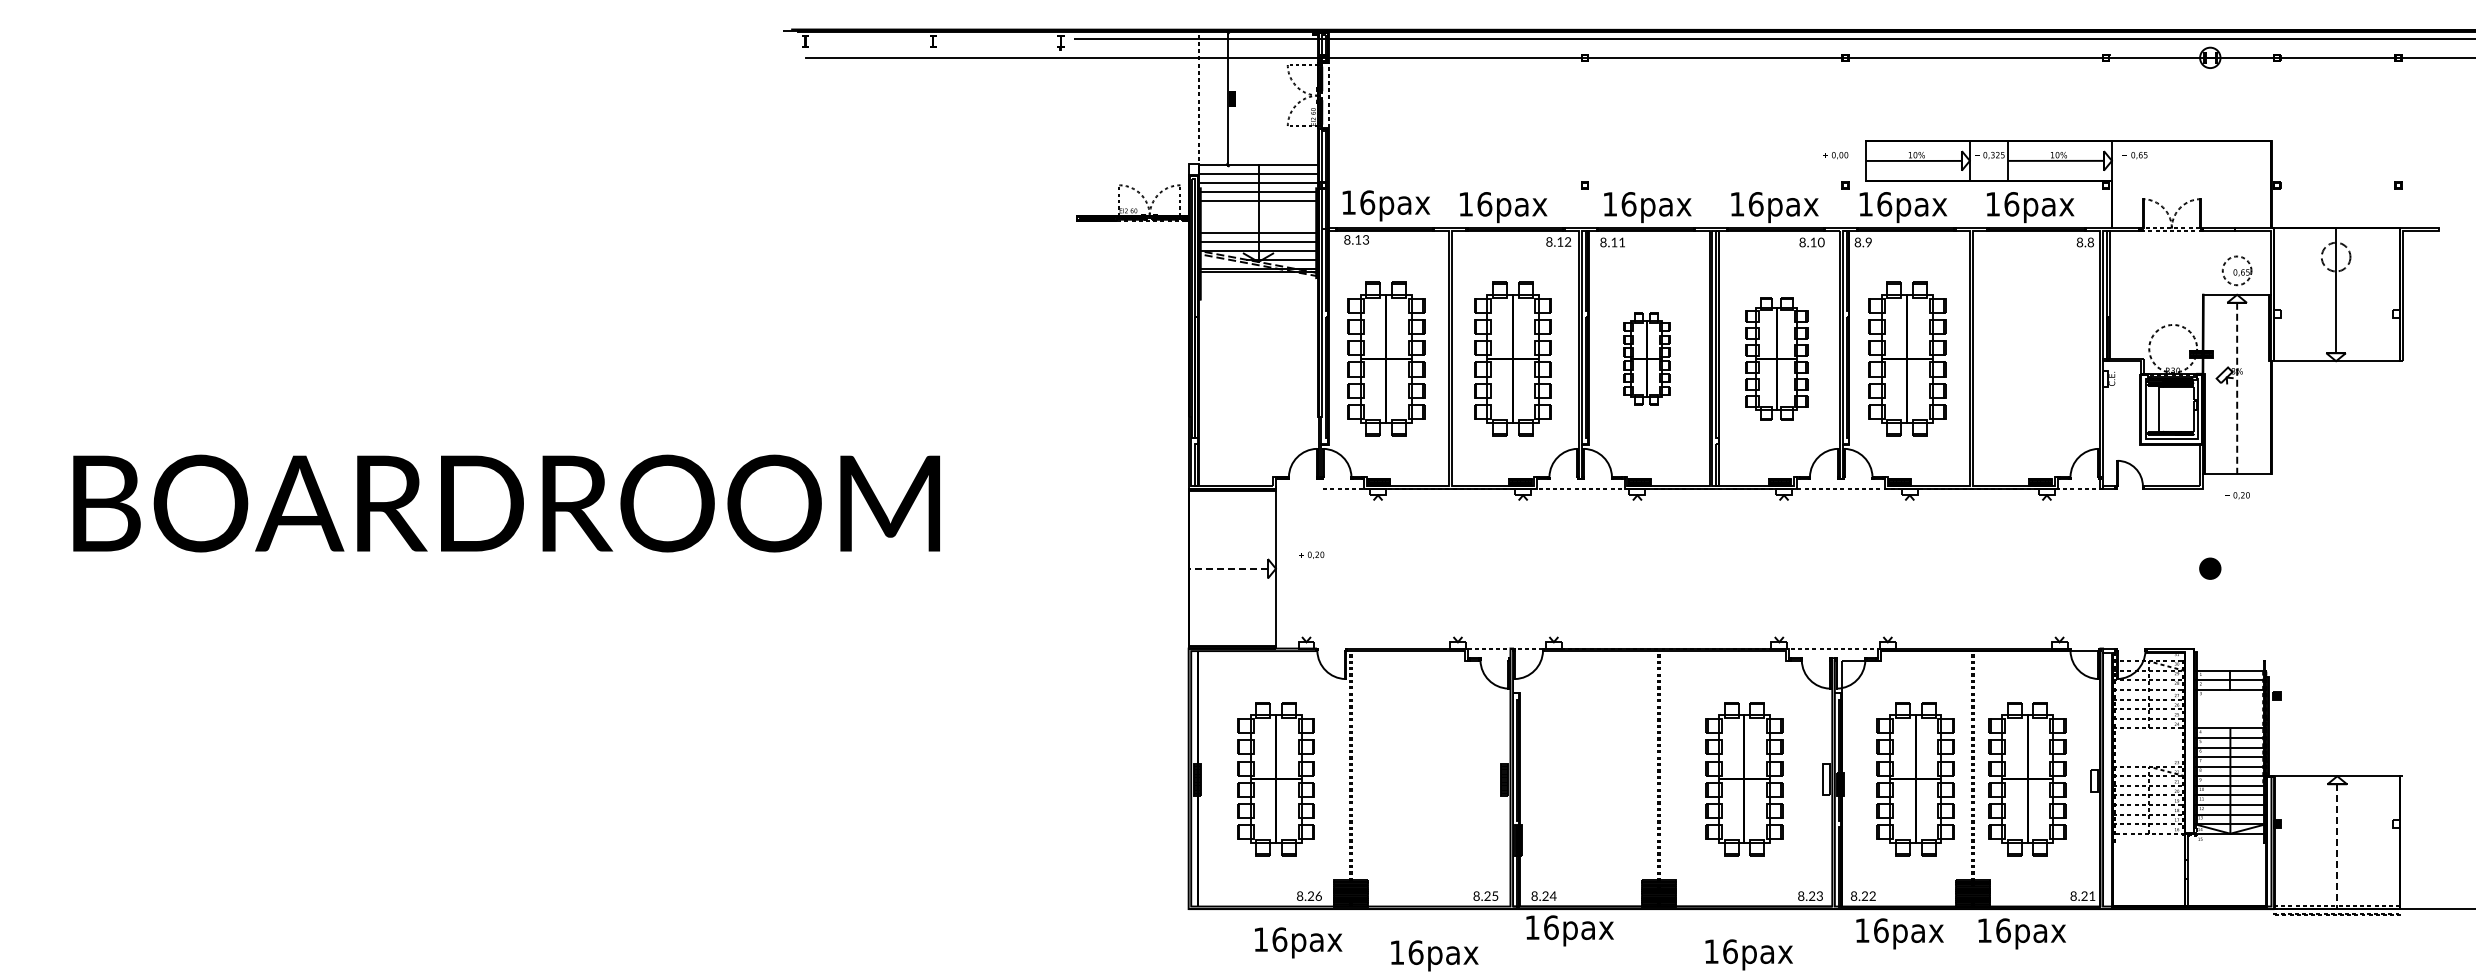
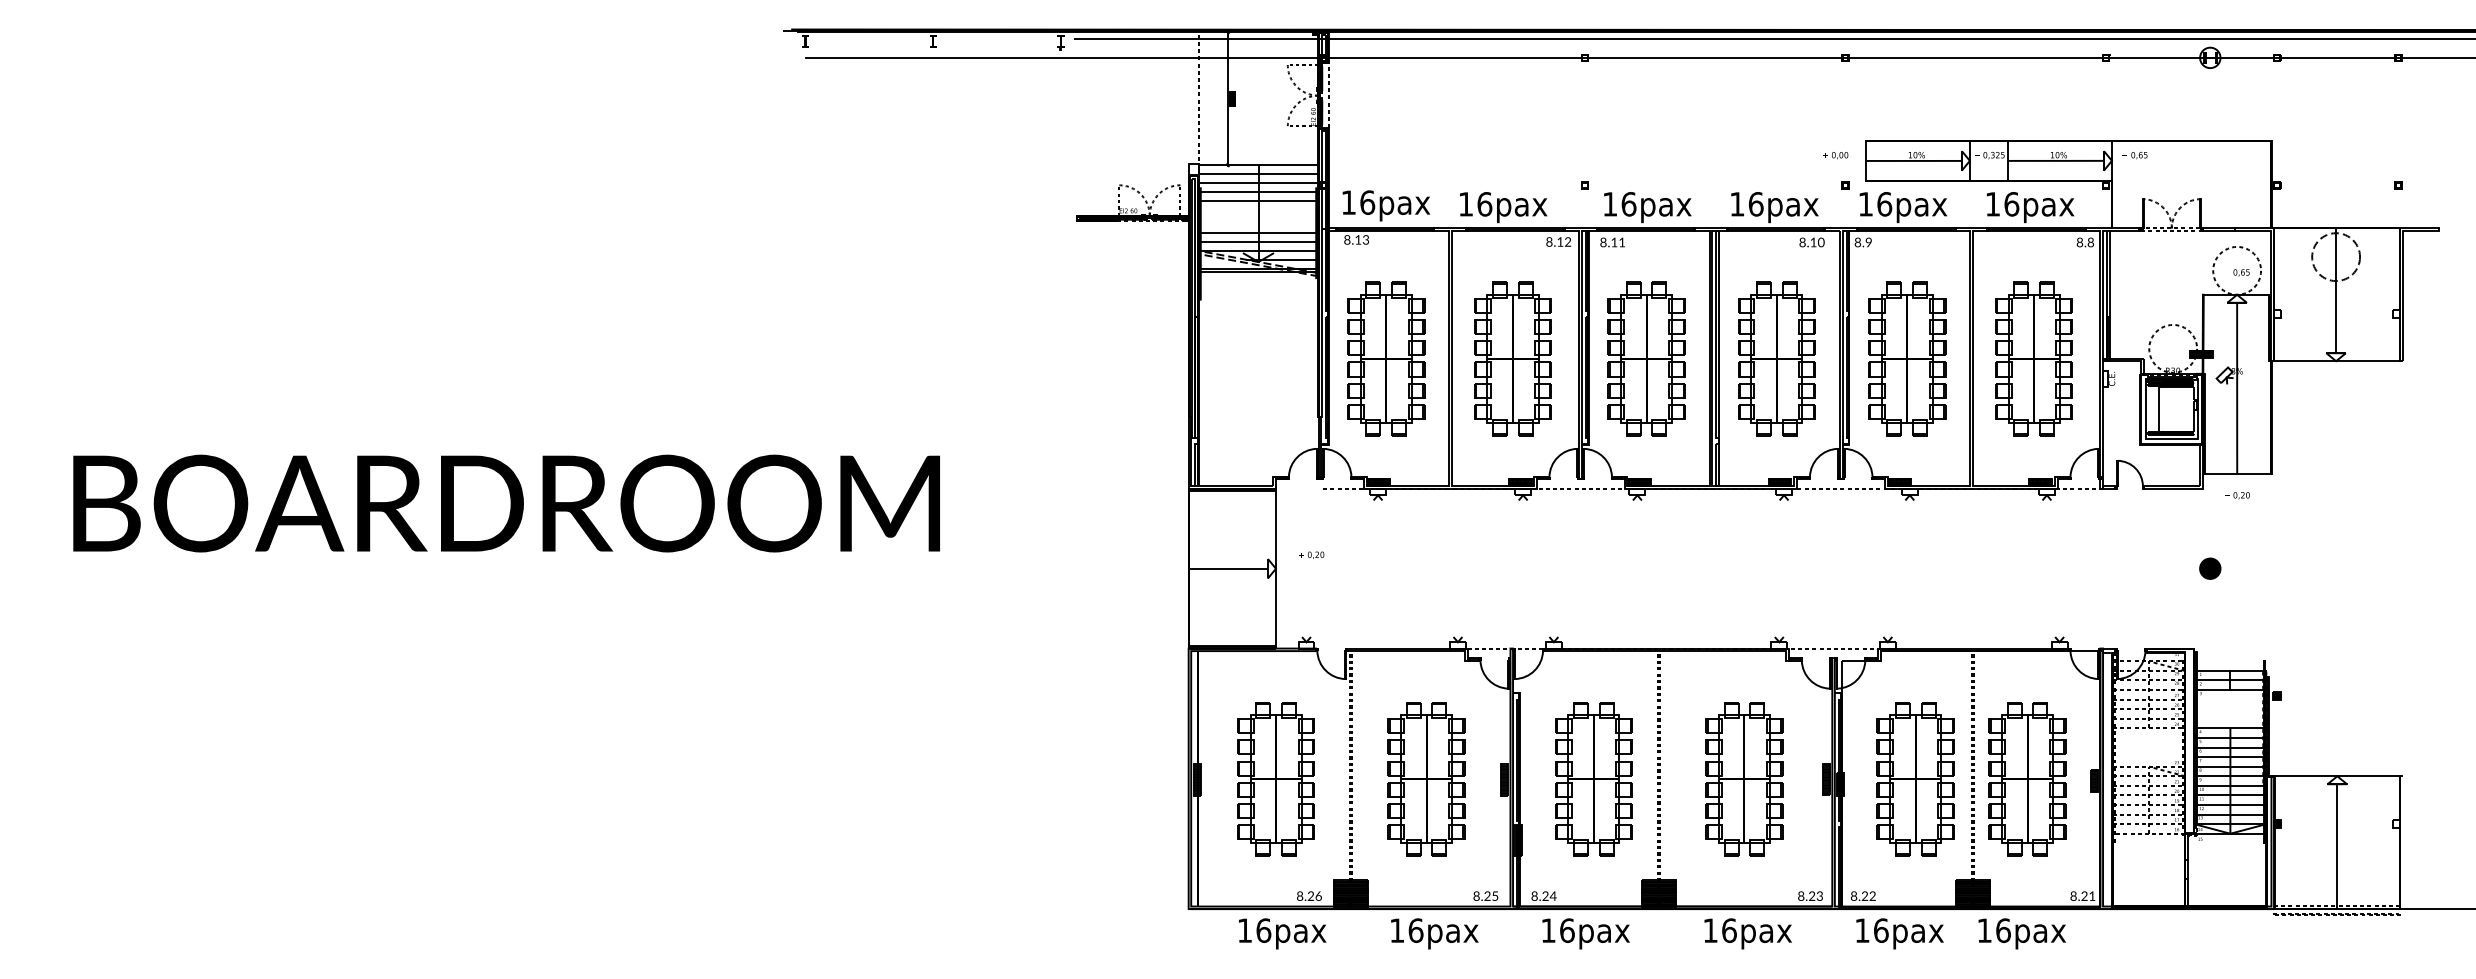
circle diameter: 29 px -> 48 px (2336, 257)
circle diameter: 29 px -> 48 px (2237, 270)
part size: 48x94 px -> 79x156 px (1646, 358)
part size: 64x124 px -> 78x156 px (1776, 358)
part: none -> present (2033, 358)
line: dashed -> solid (2237, 388)
line: dashed -> solid (1228, 568)
part: none -> present (1426, 779)
part: none -> present (1593, 779)
hatch: none -> present (1826, 779)
hatch: none -> present (2094, 780)
line: dashed -> solid (2337, 847)
text position: (1569, 930) -> (1585, 933) (1585, 933)
text position: (1298, 942) -> (1282, 933) (1282, 933)
text position: (1748, 954) -> (1747, 933) (1747, 933)
text position: (1434, 955) -> (1434, 933) (1434, 933)
